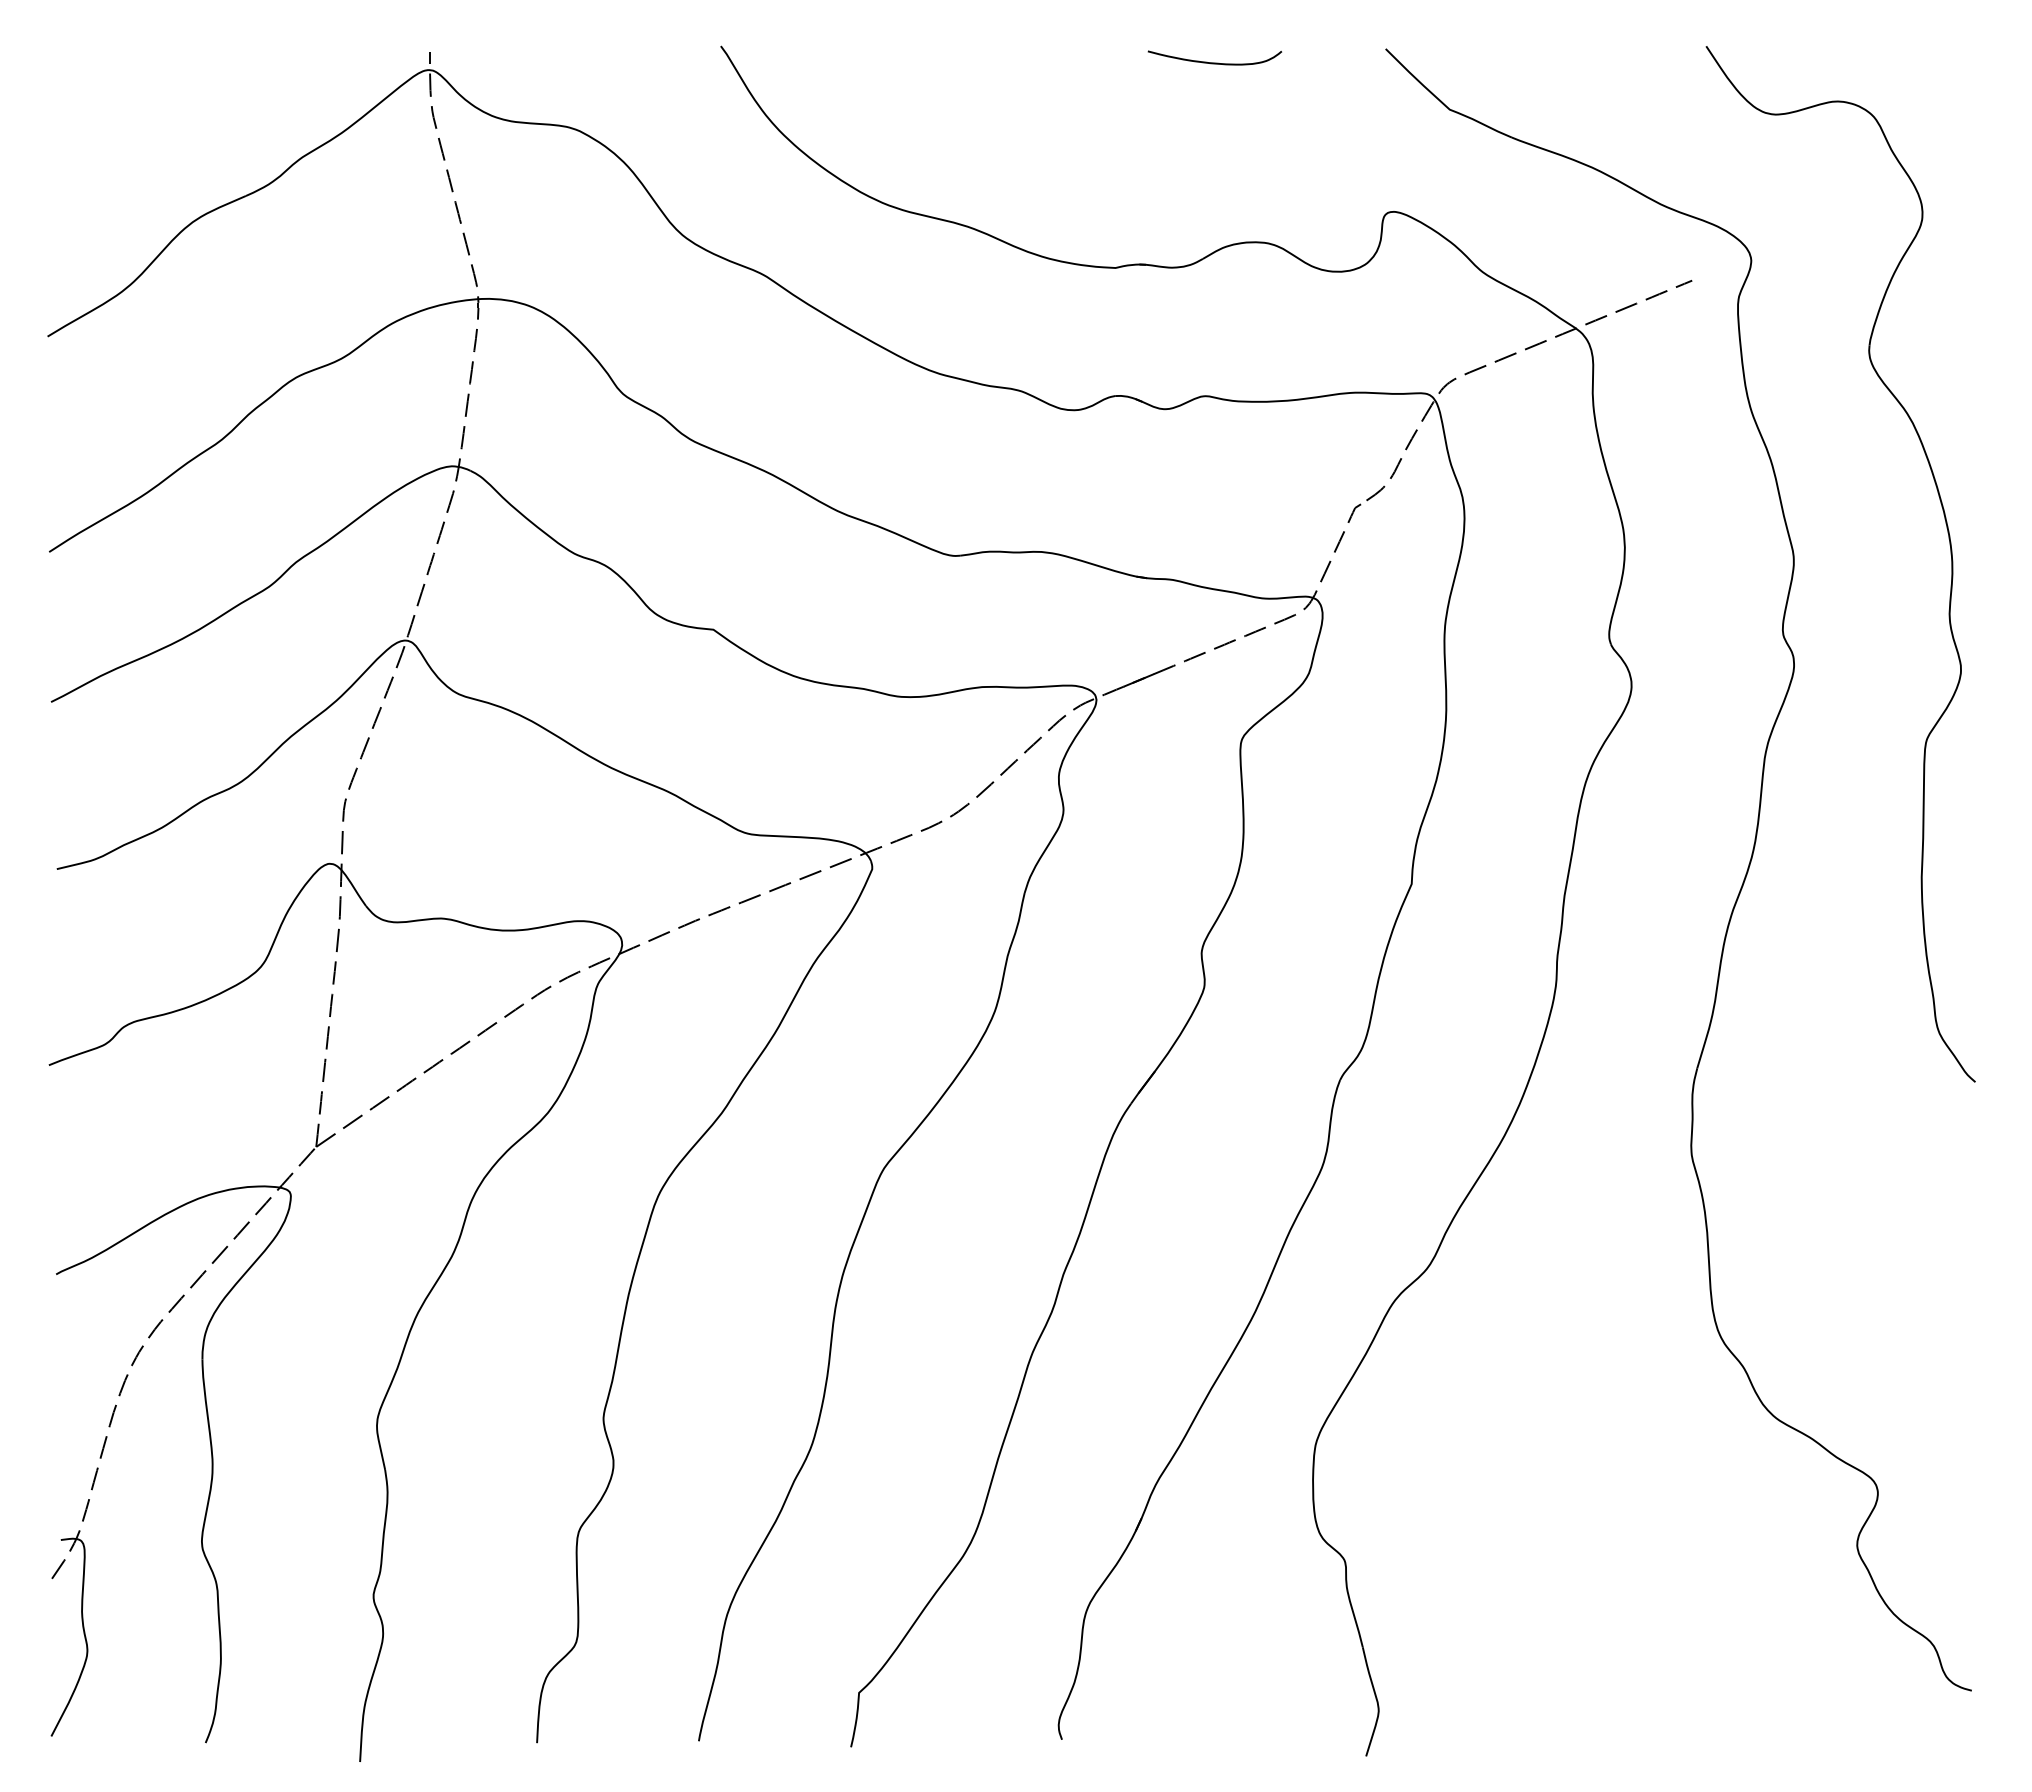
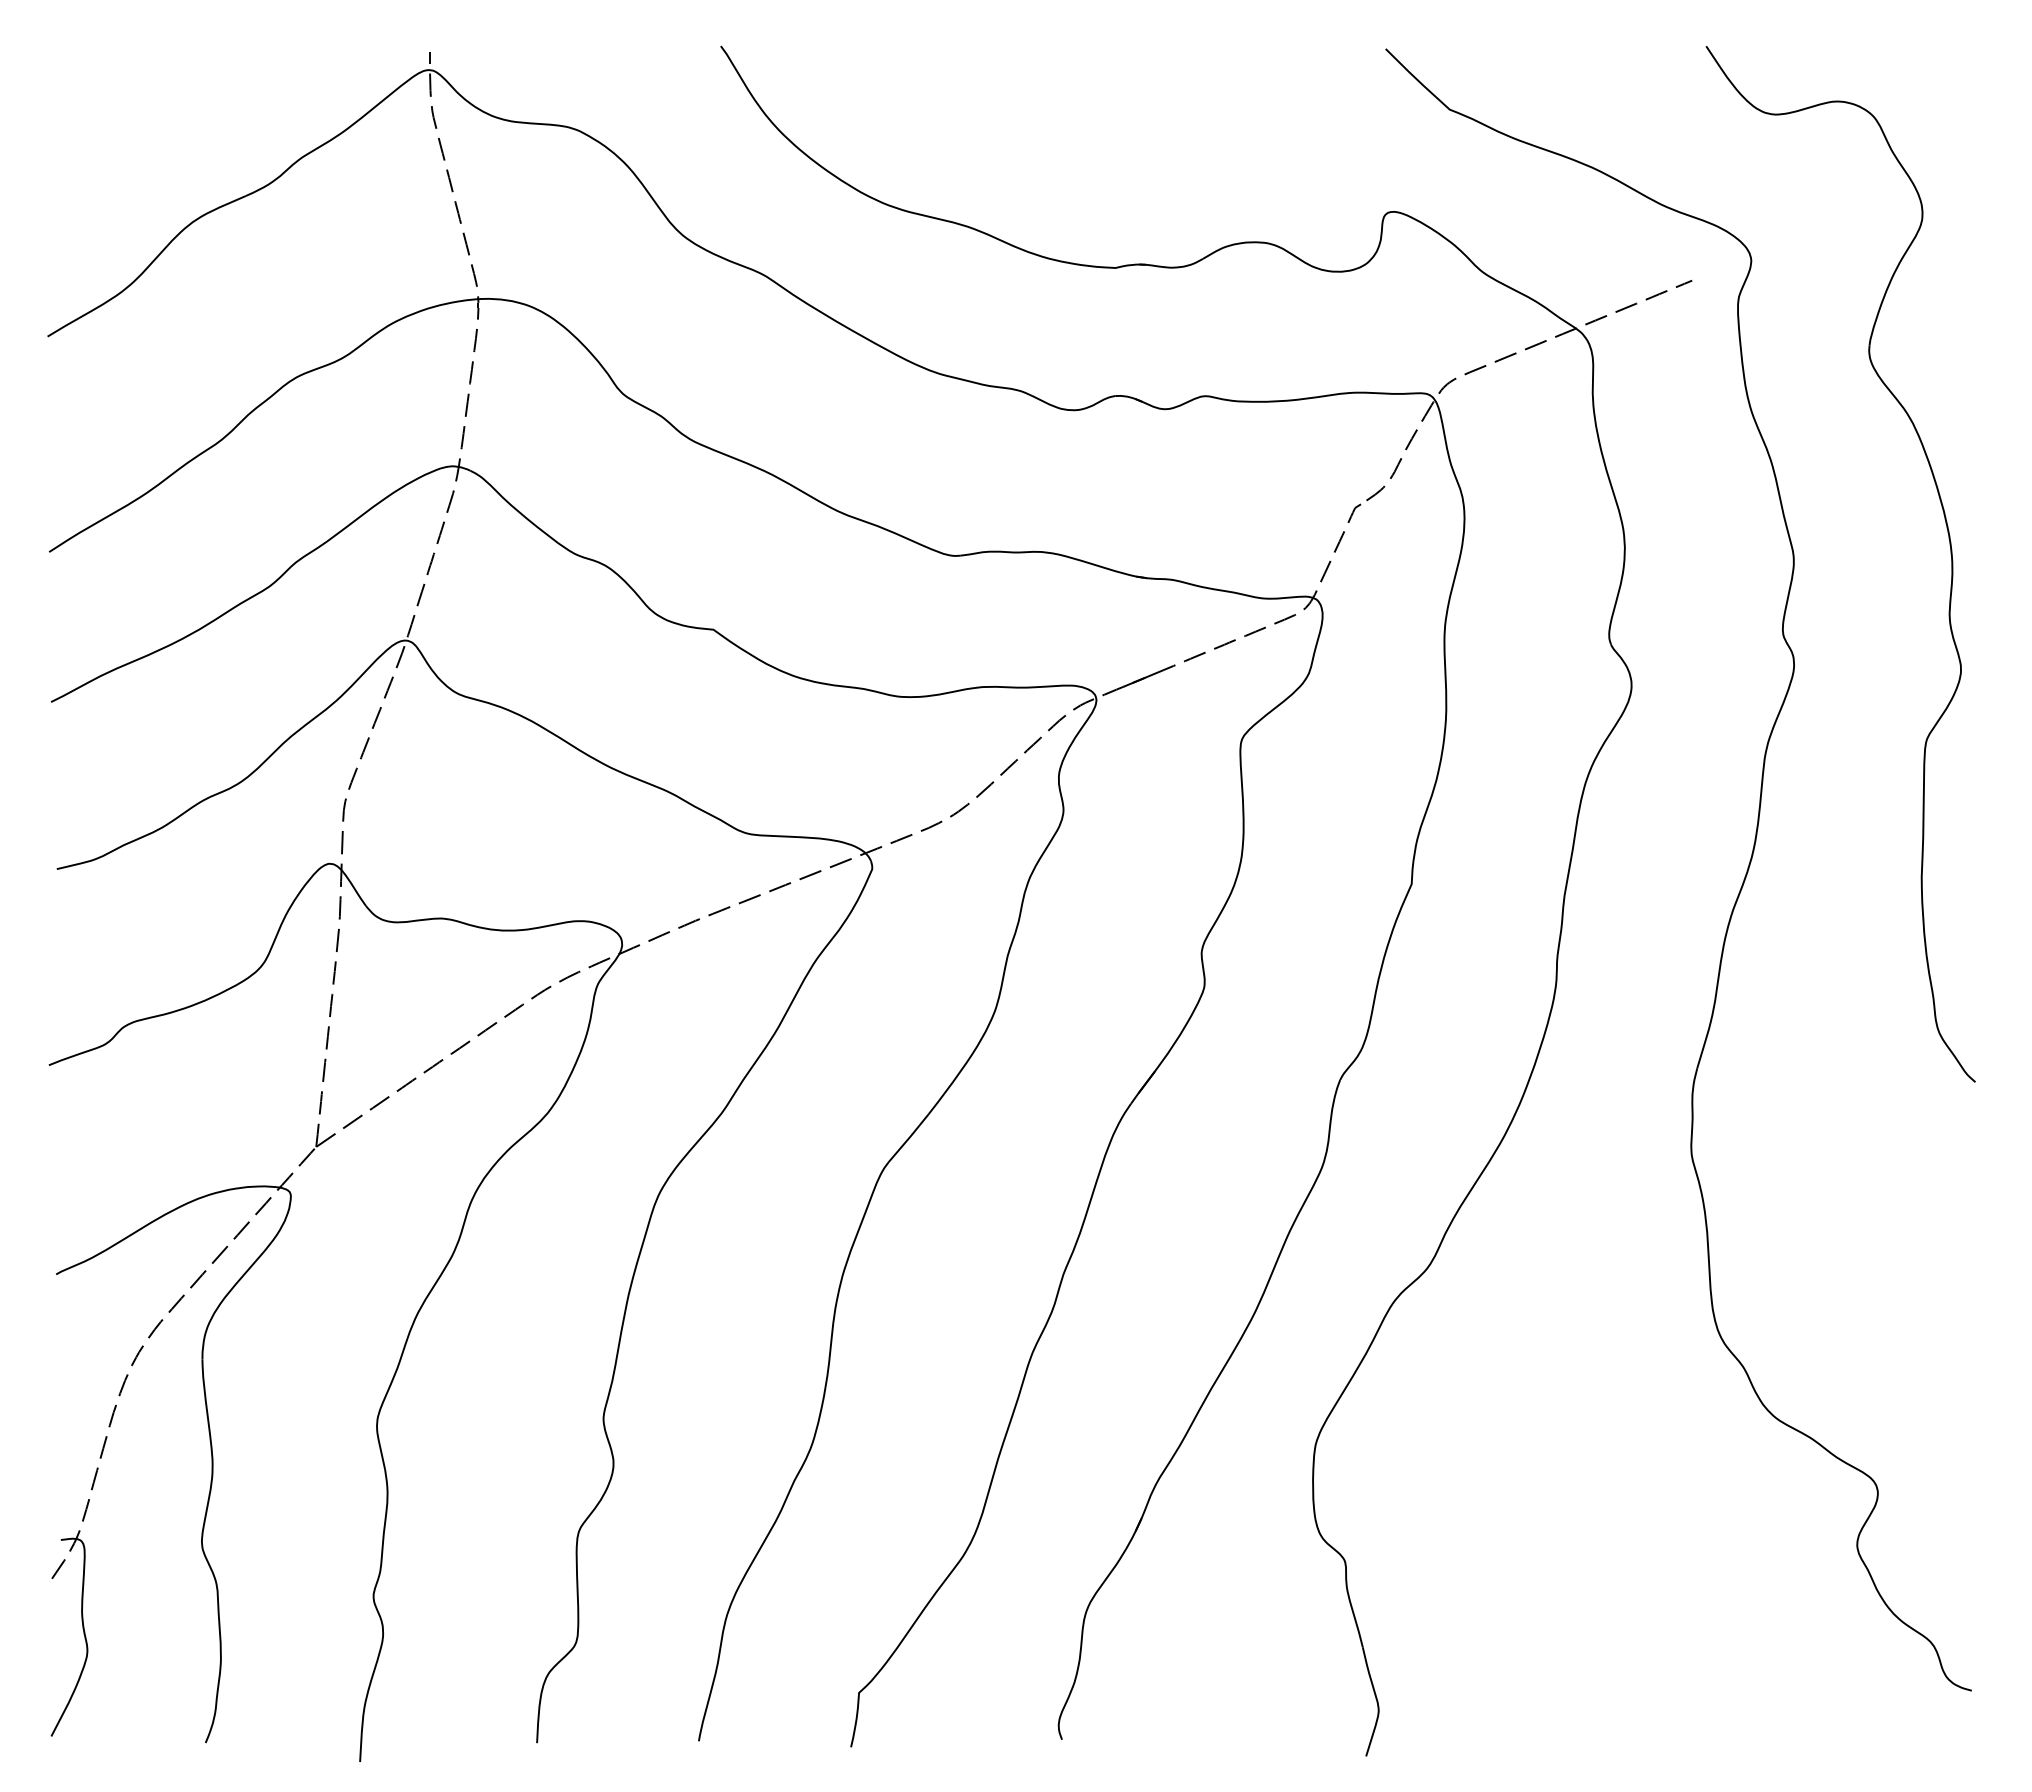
curve: present -> none (1214, 62)
